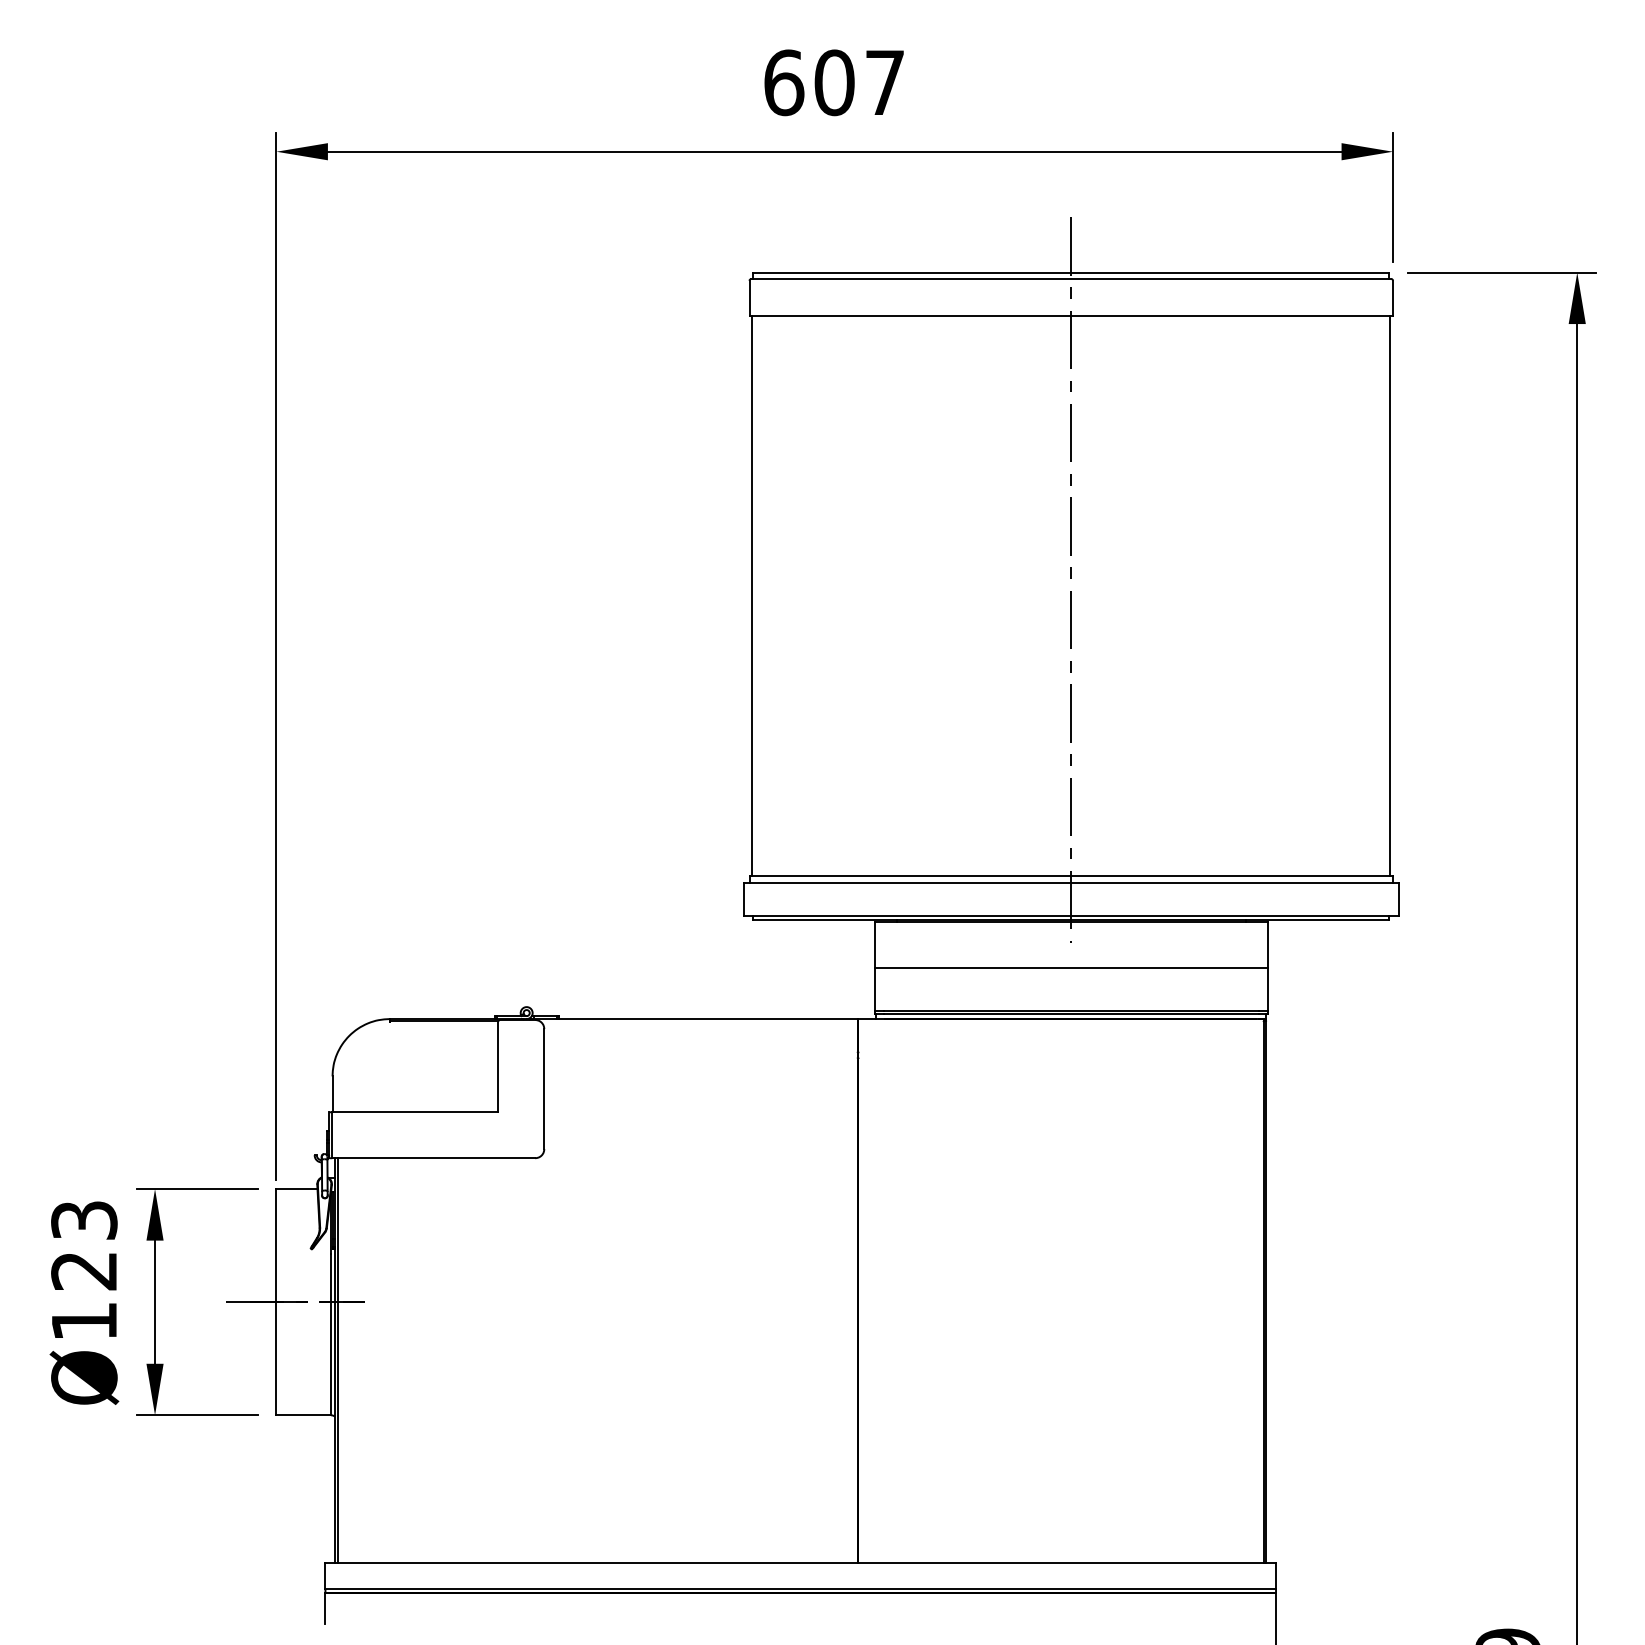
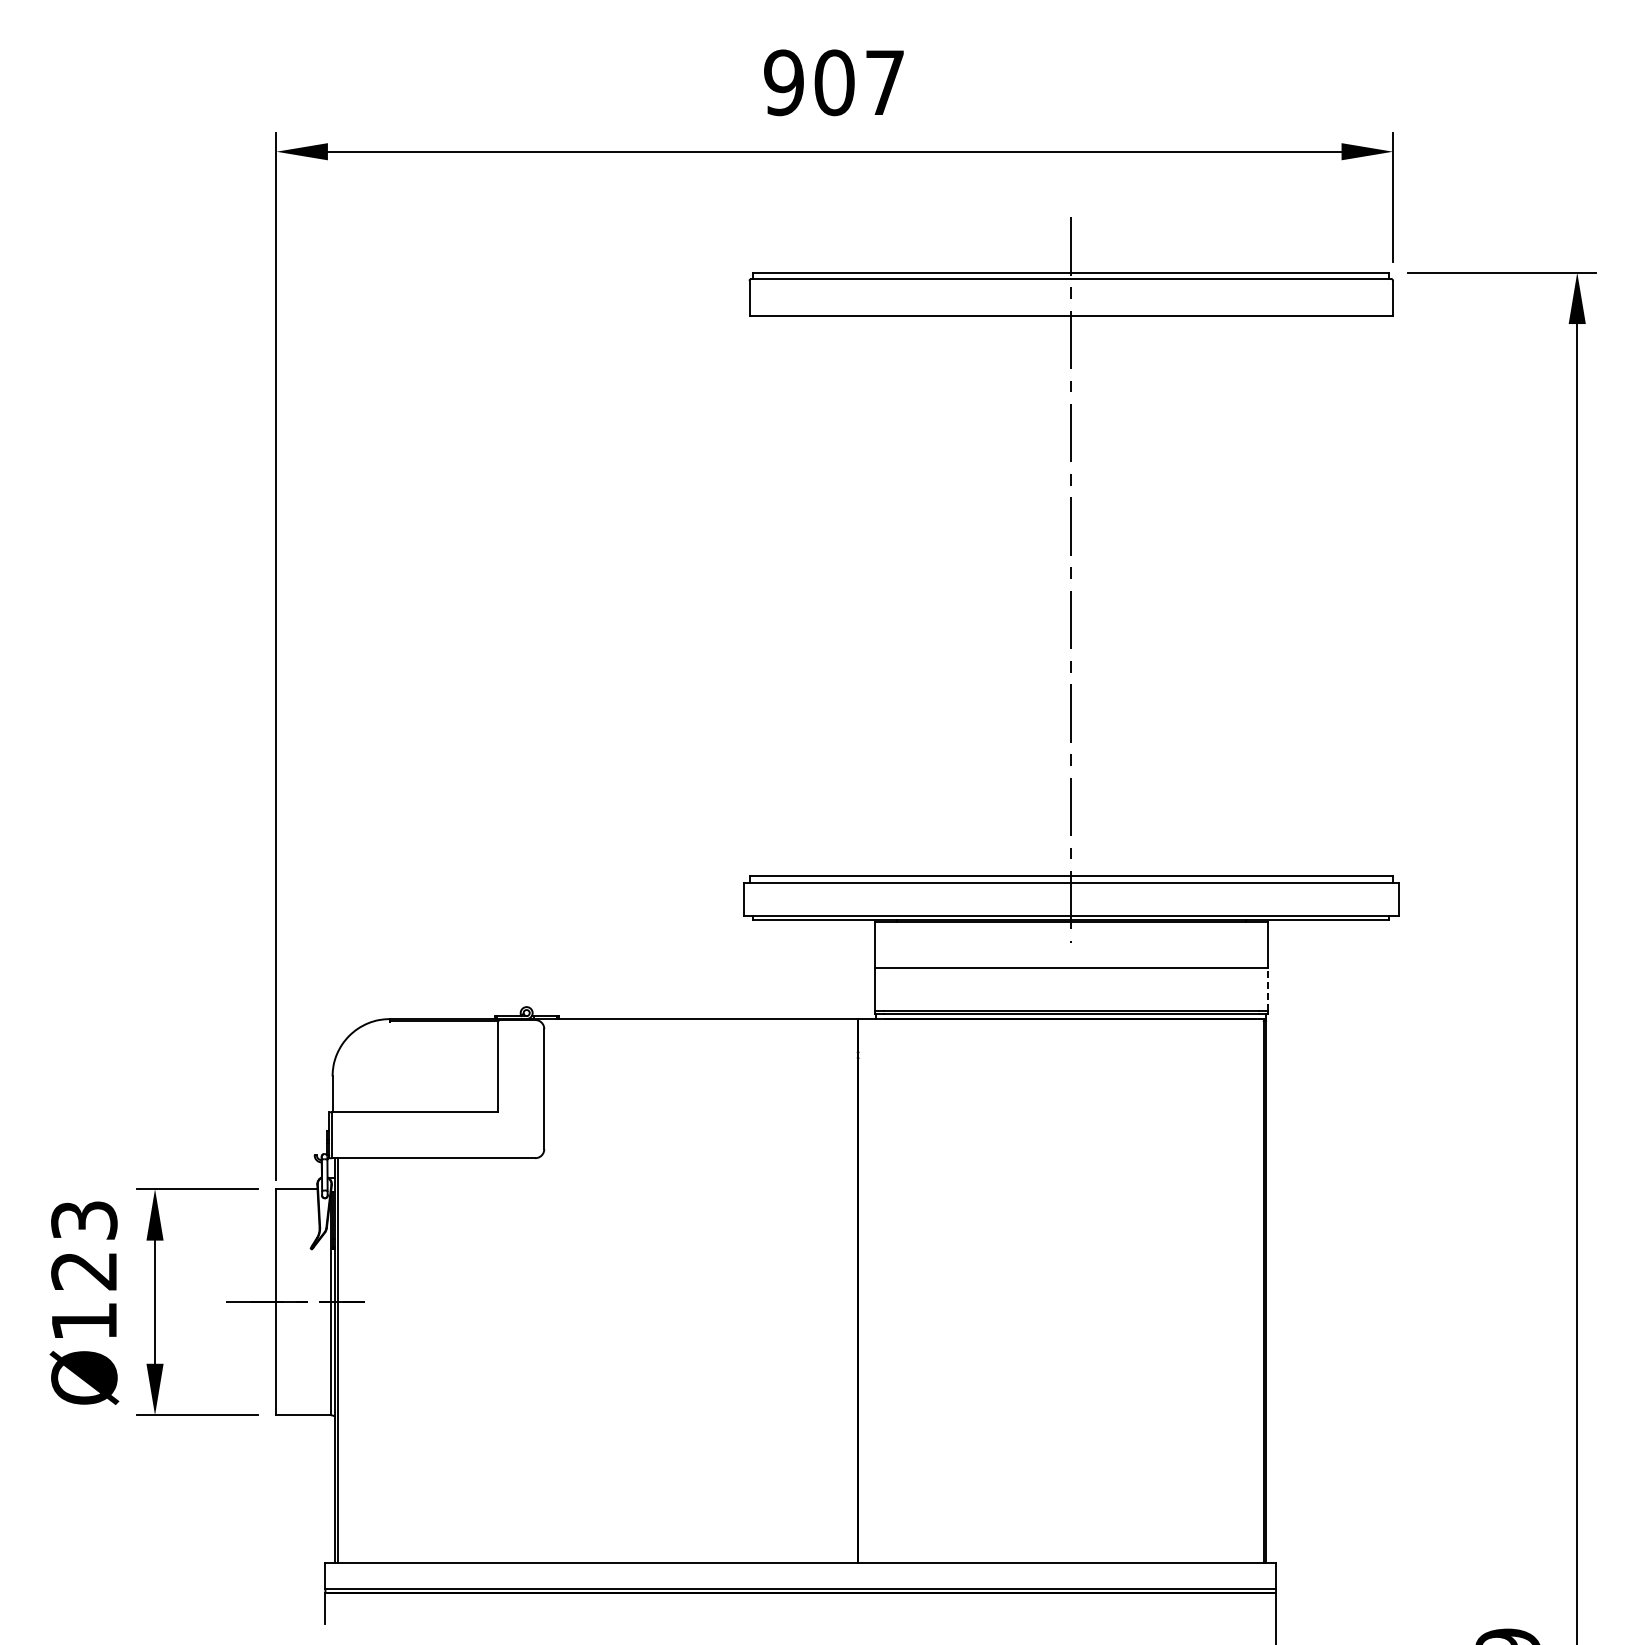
text: 607 -> 907 (784, 82)
line: present -> none (752, 595)
line: present -> none (1390, 595)
line: solid -> dashed (1268, 989)
